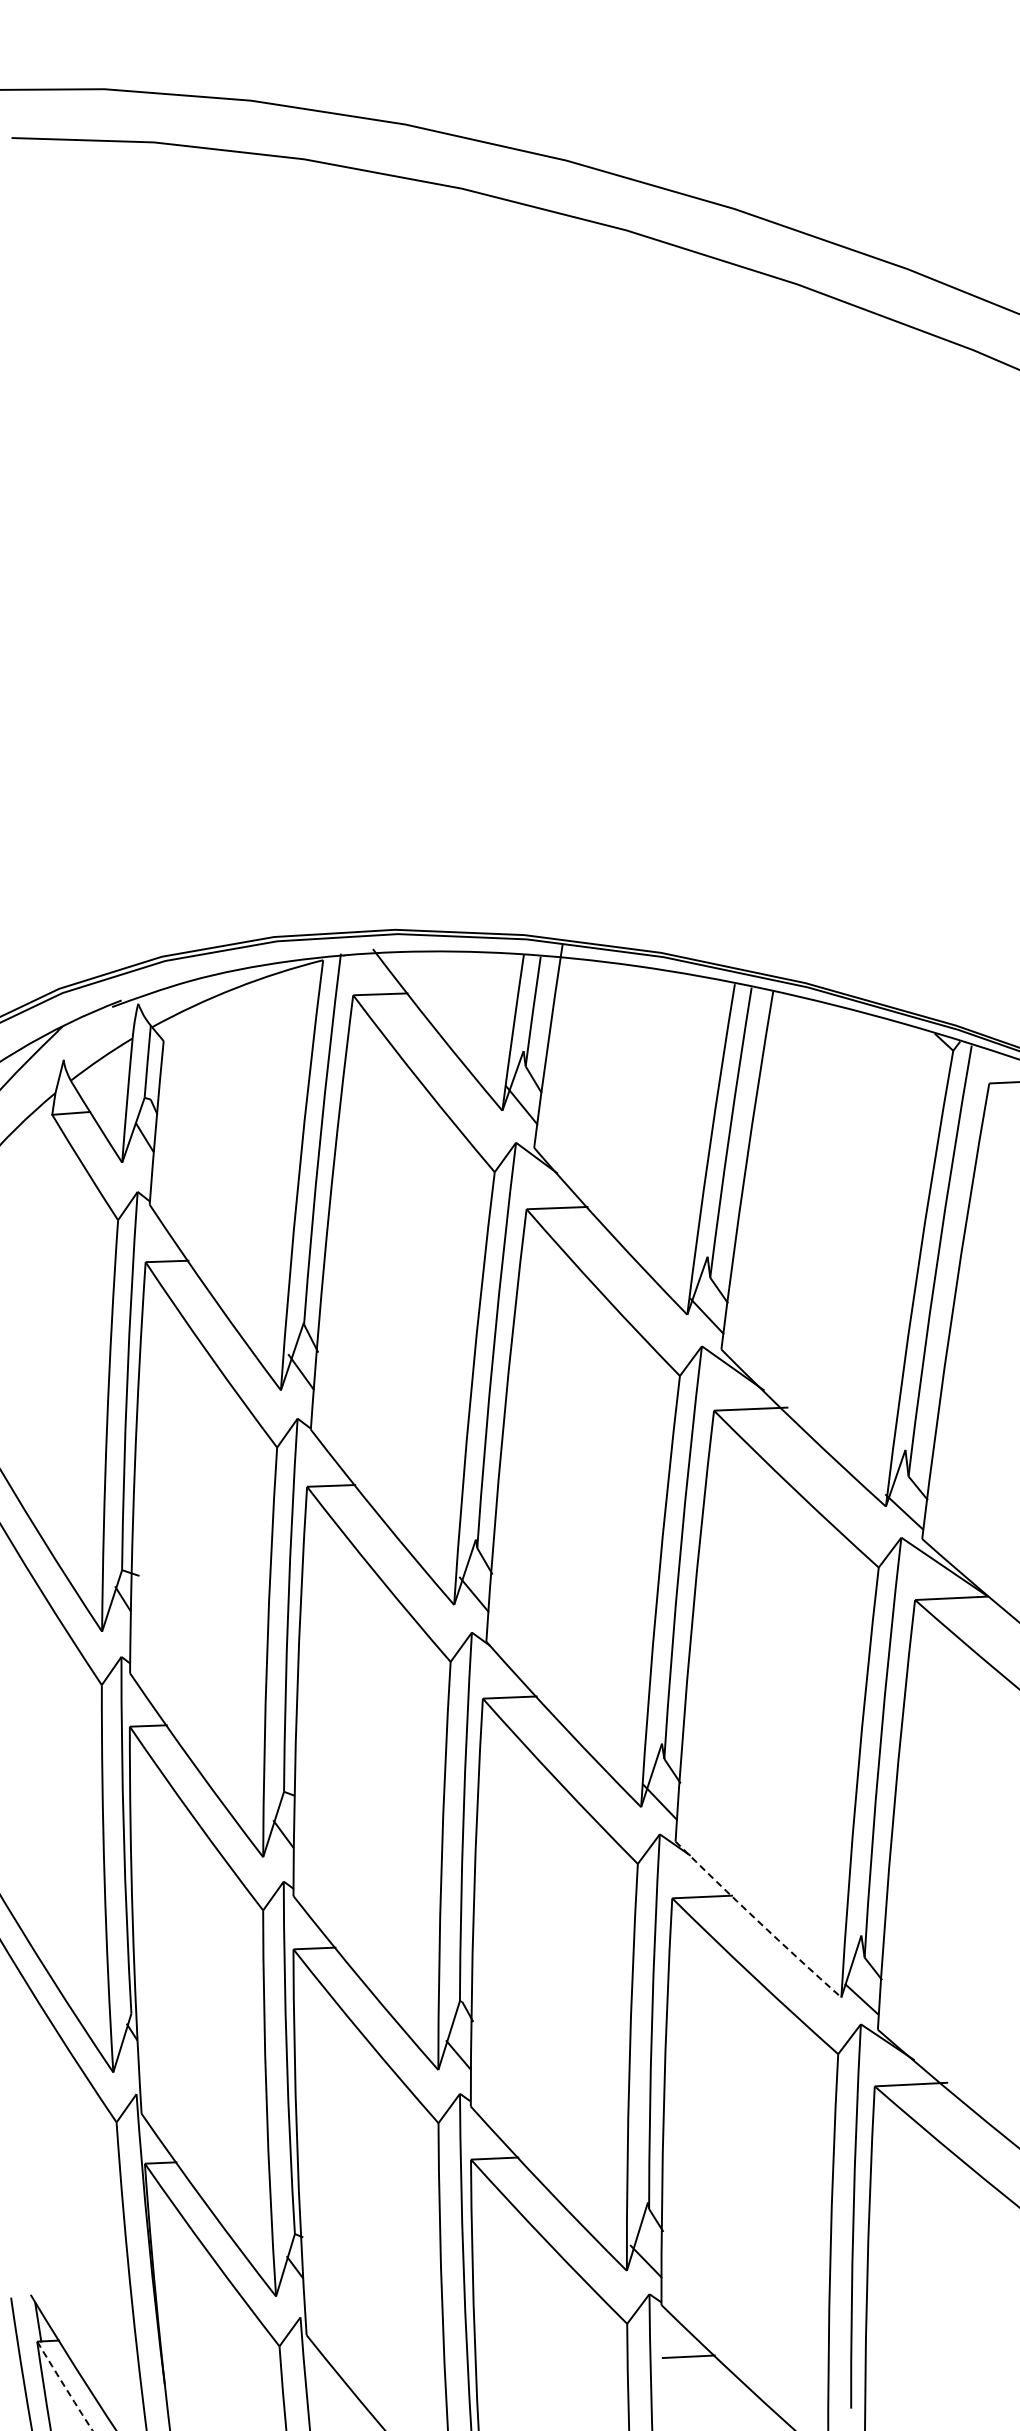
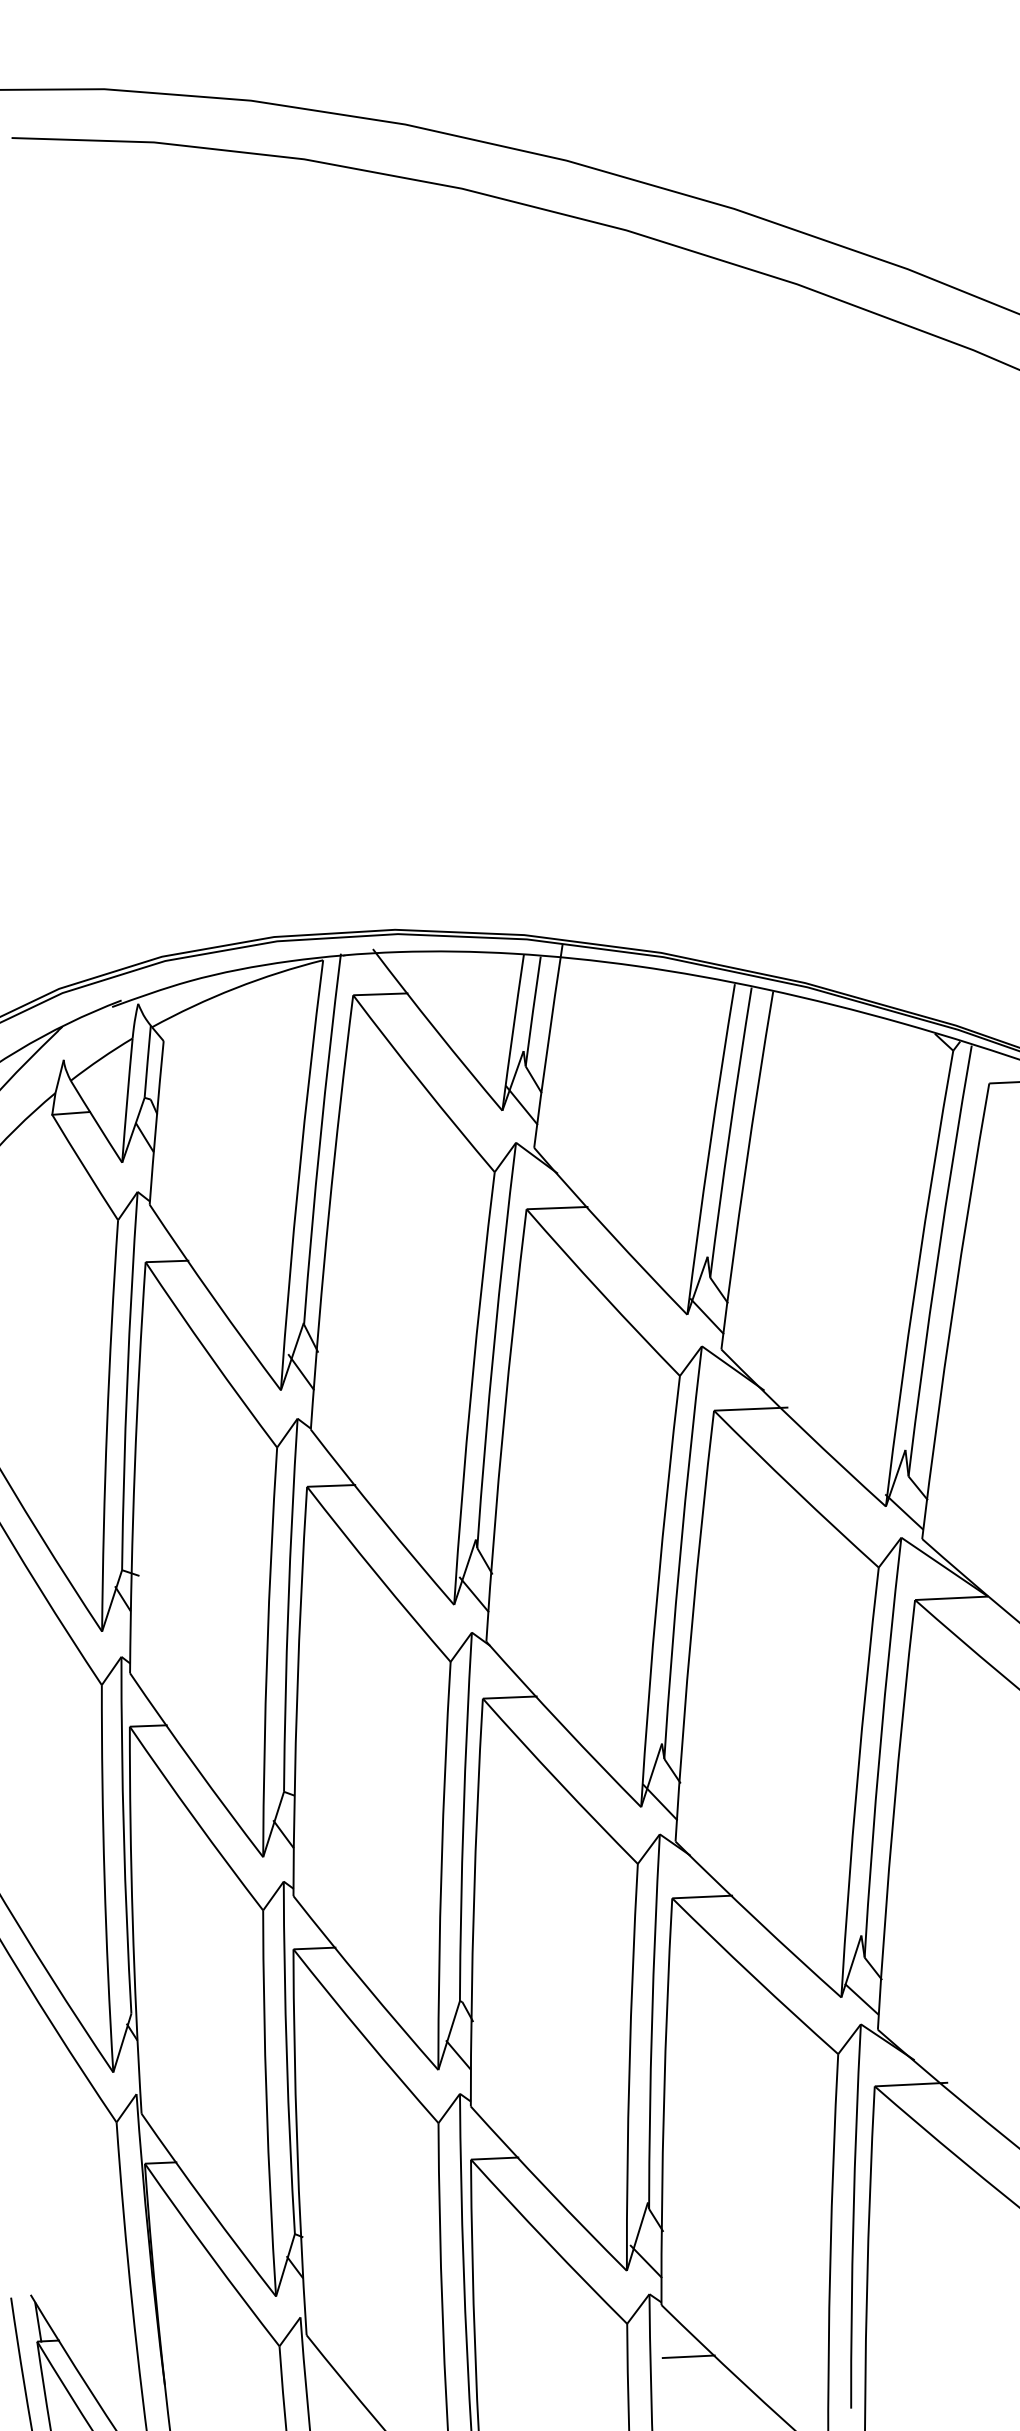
arc: dashed -> solid (757, 1920)
arc: dashed -> solid (65, 2386)
